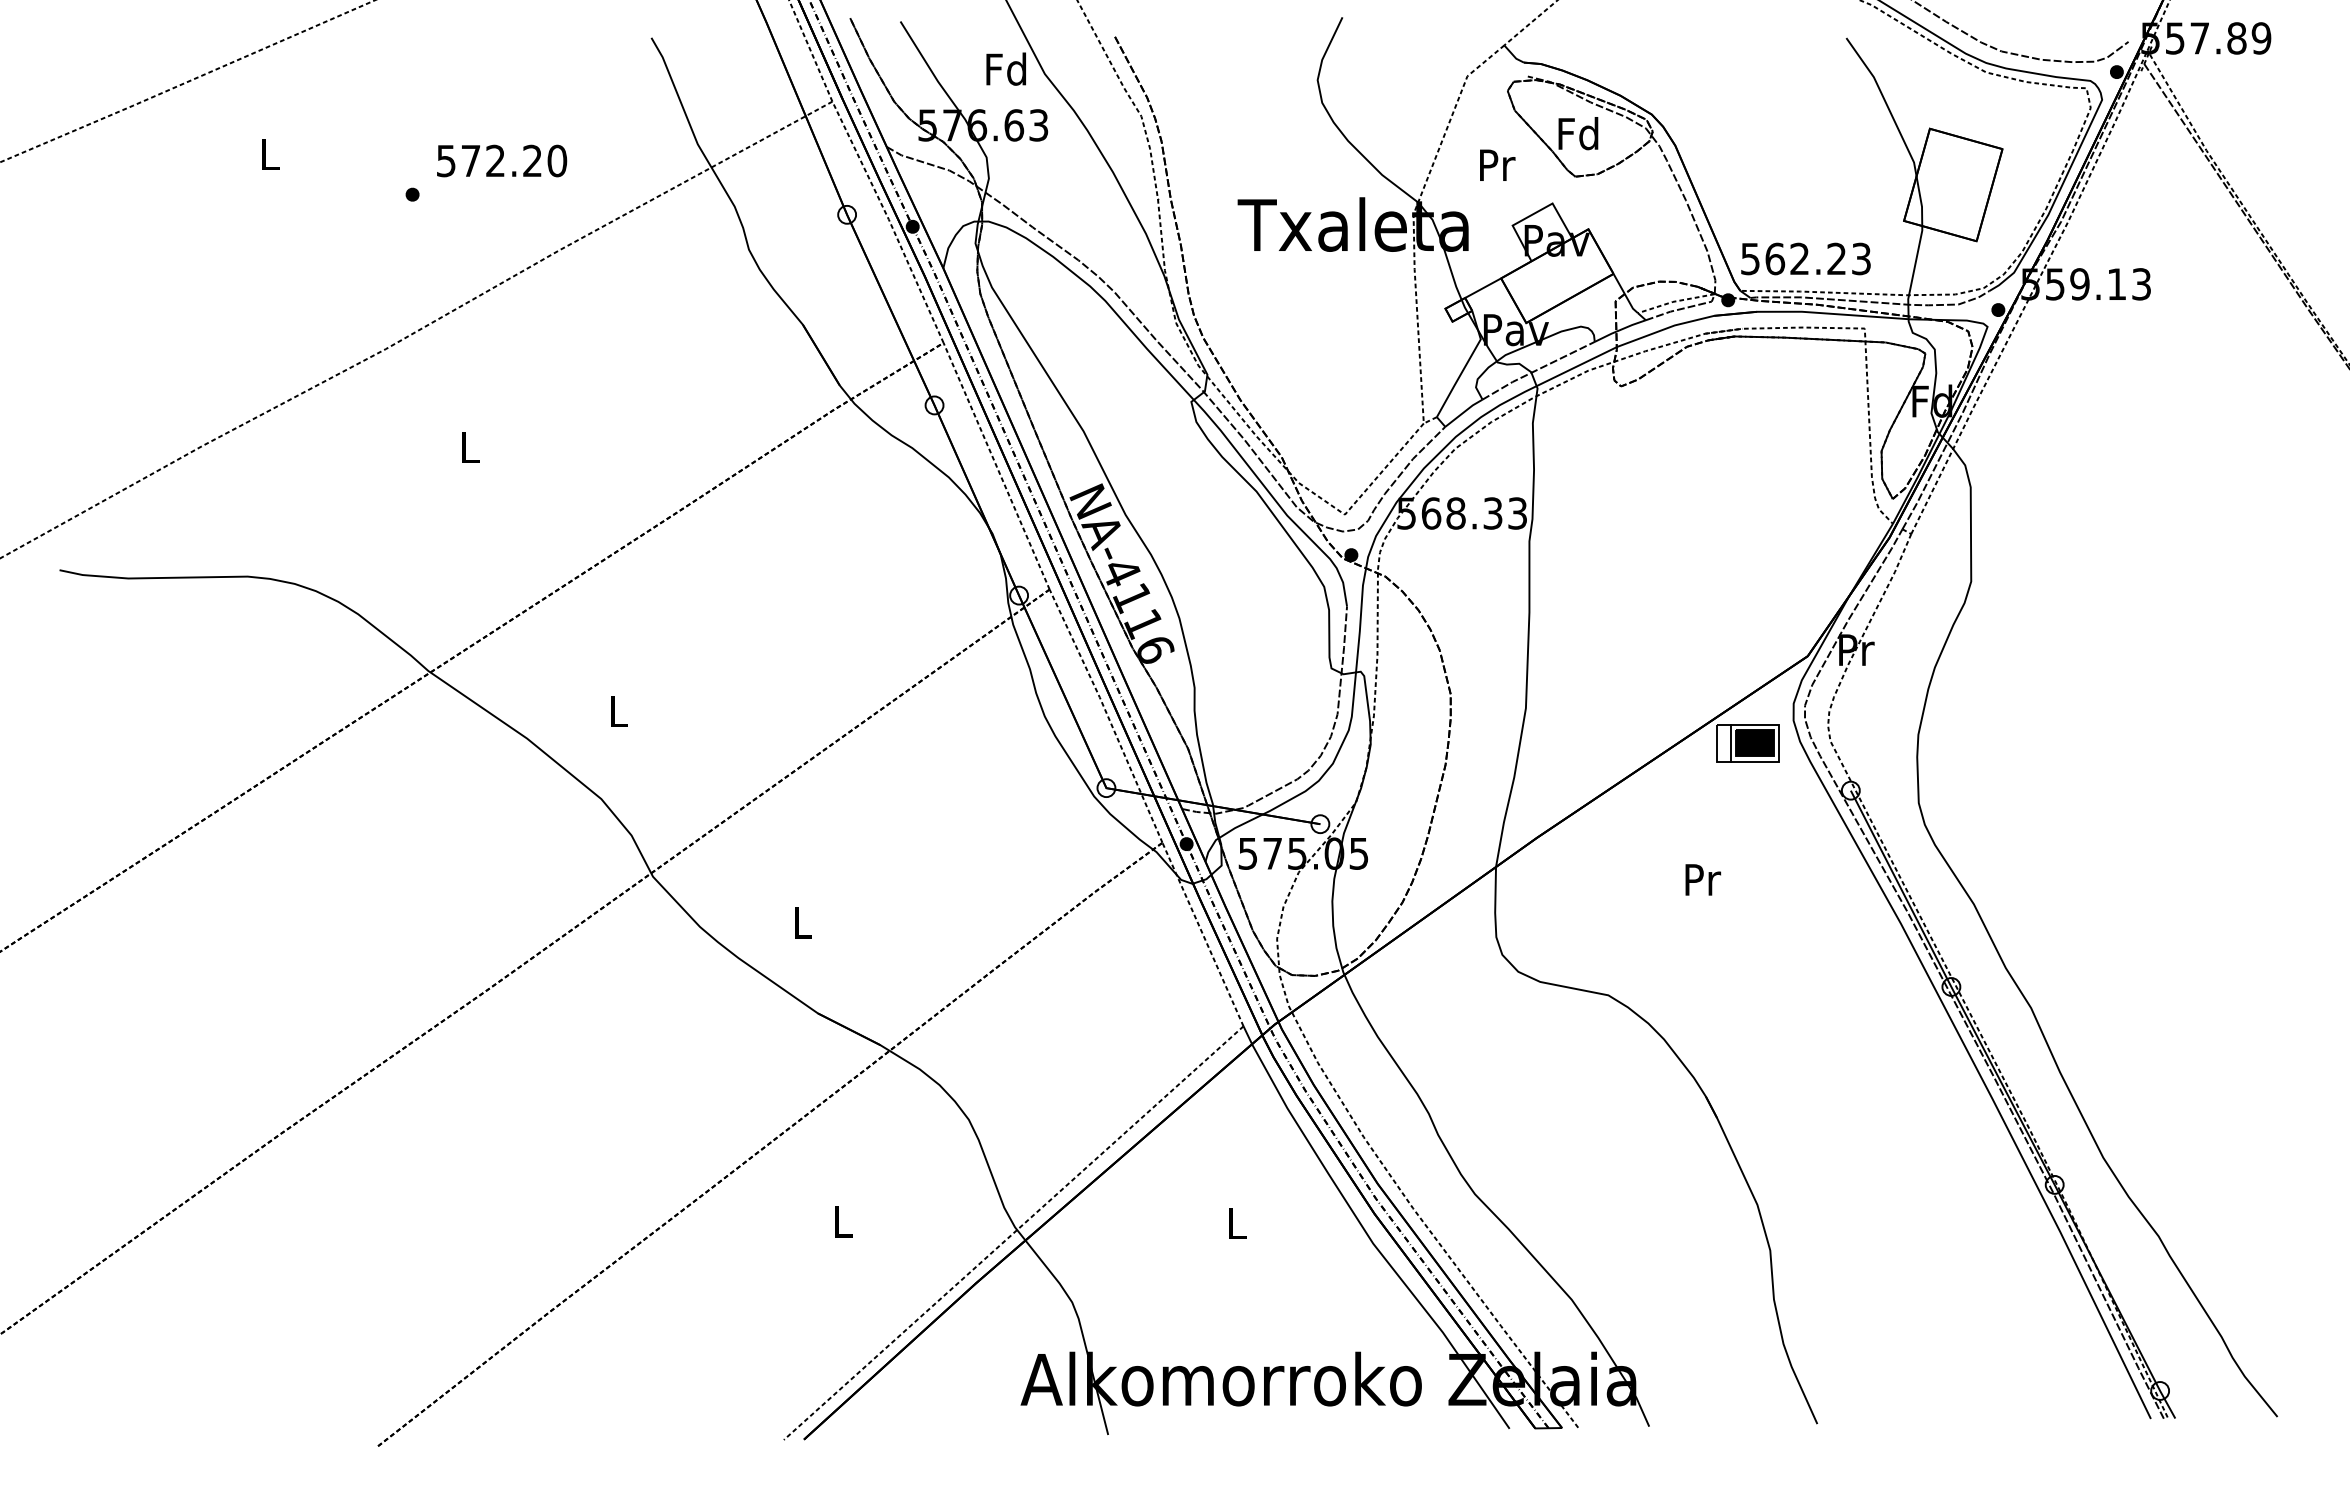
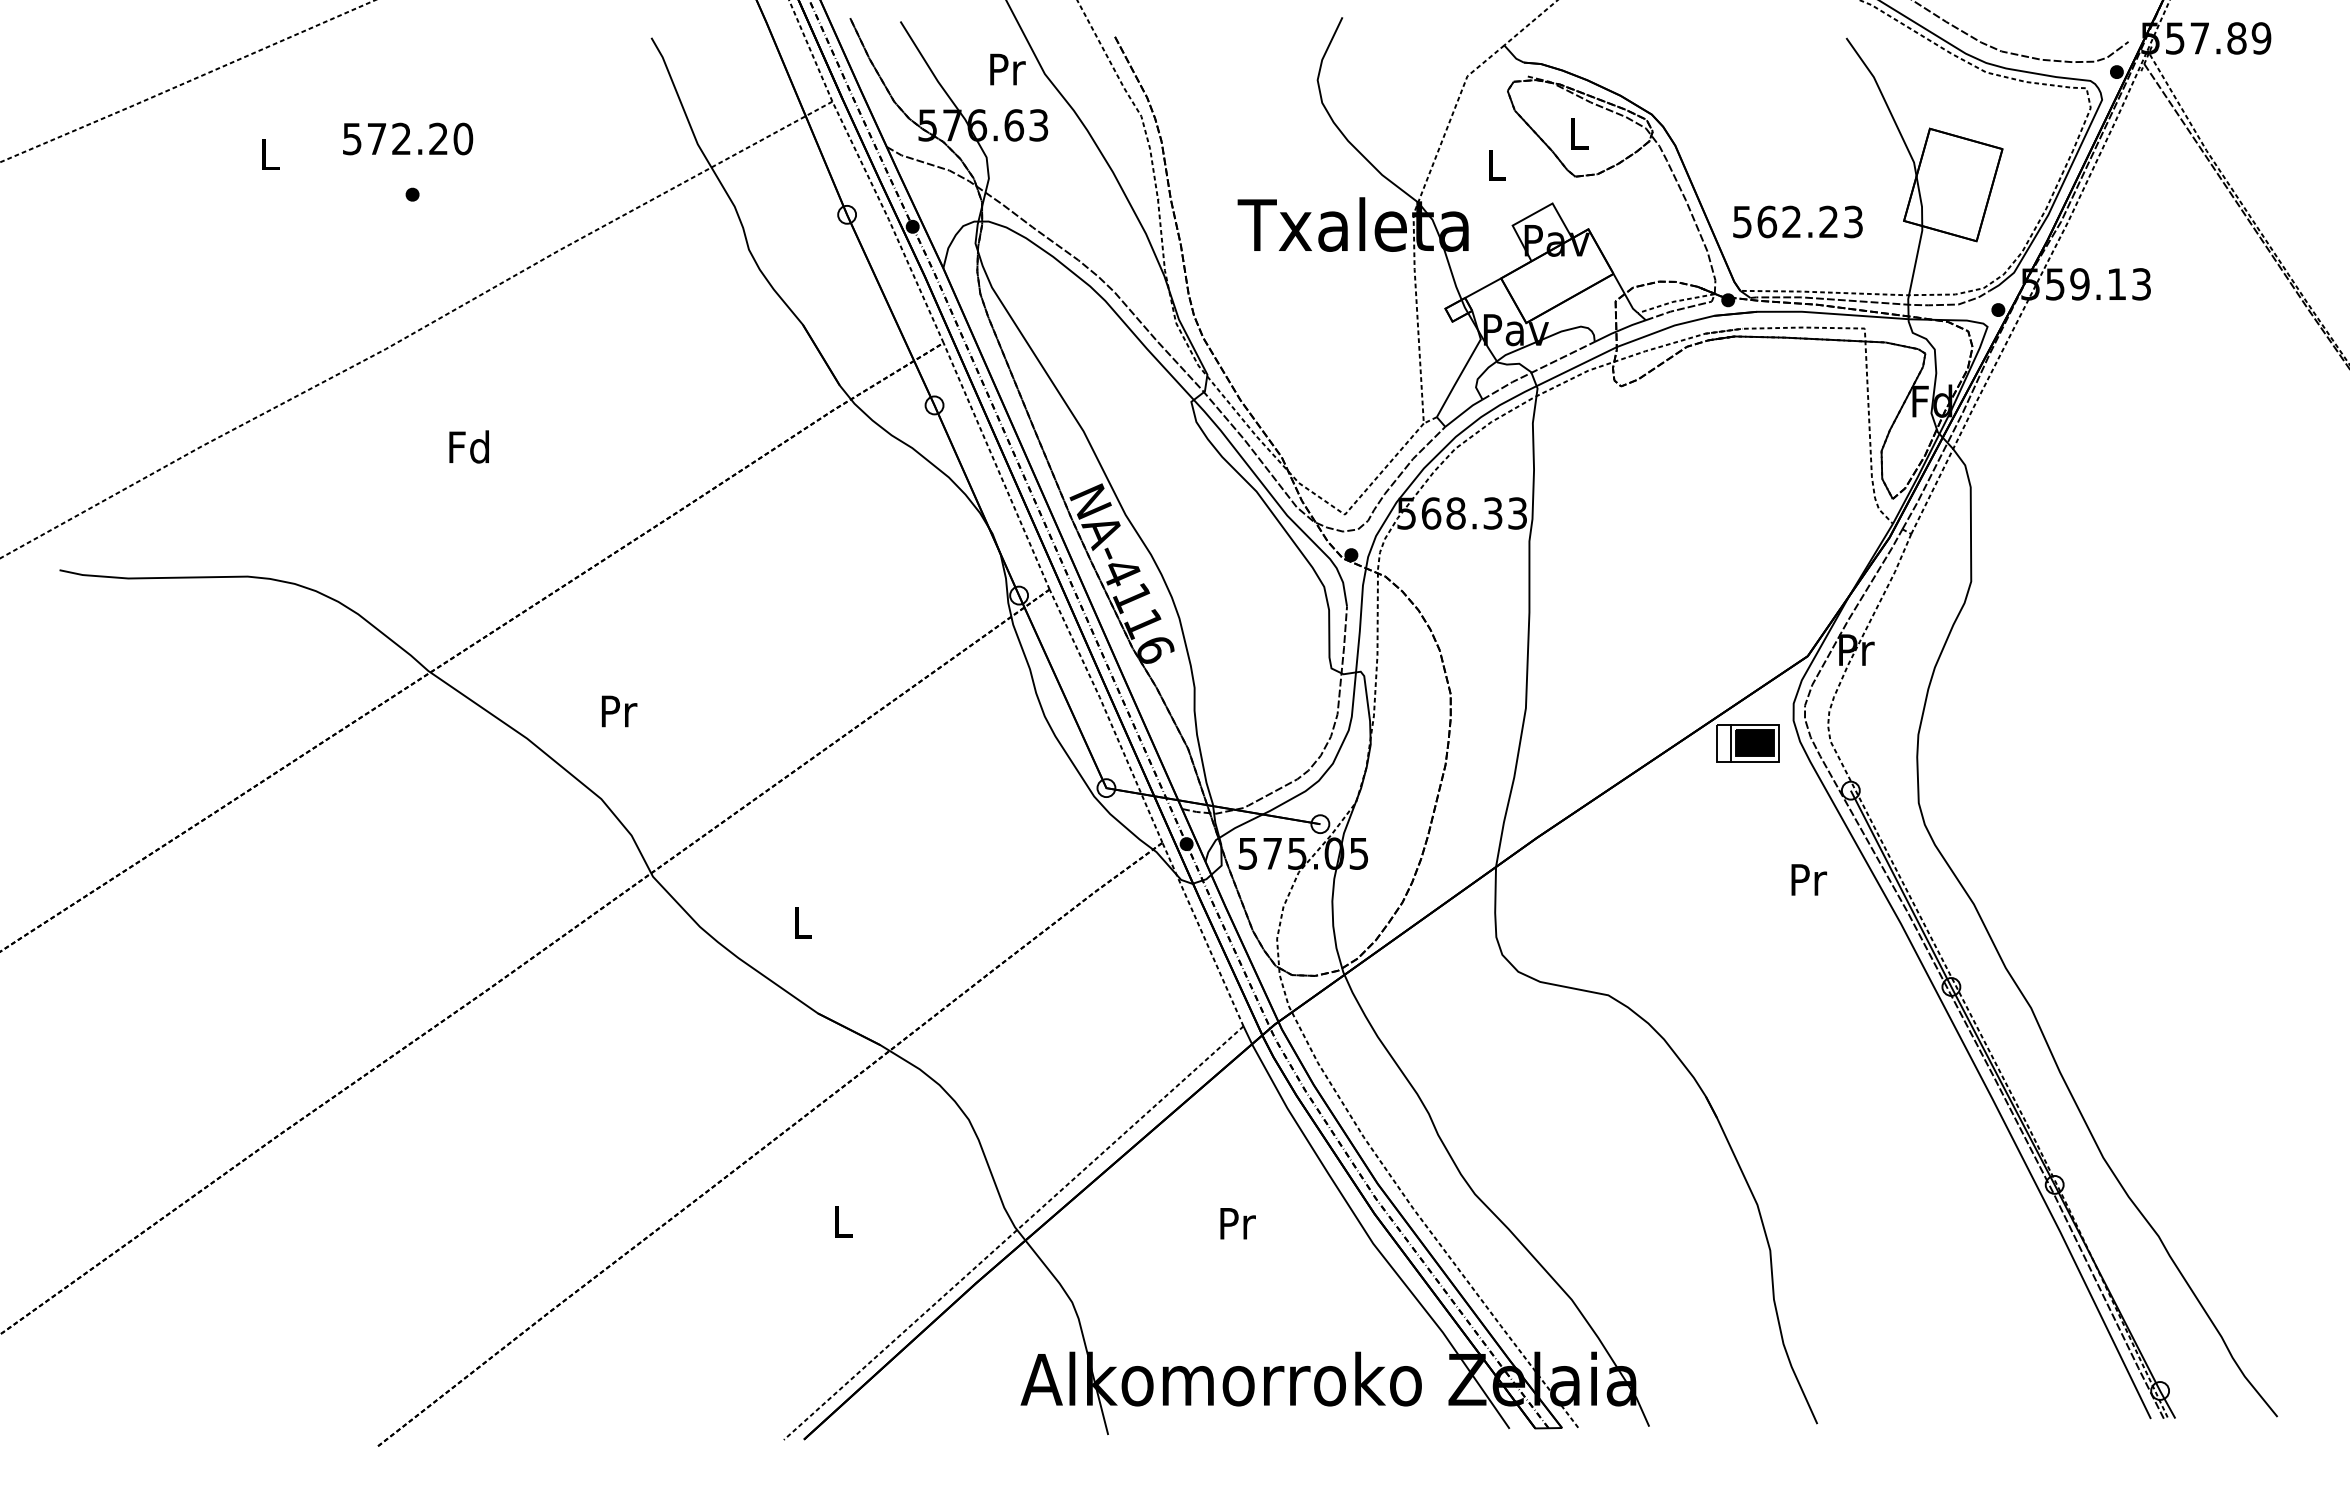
text: Fd -> Pr (1005, 68)
text: Fd -> L (1578, 133)
text position: (502, 160) -> (408, 138) (408, 138)
text: Pr -> L (1497, 164)
text position: (1805, 258) -> (1797, 221) (1797, 221)
text: L -> Fd (468, 446)
text: L -> Pr (619, 711)
text position: (1703, 879) -> (1809, 879) (1809, 879)
text: L -> Pr (1237, 1223)
